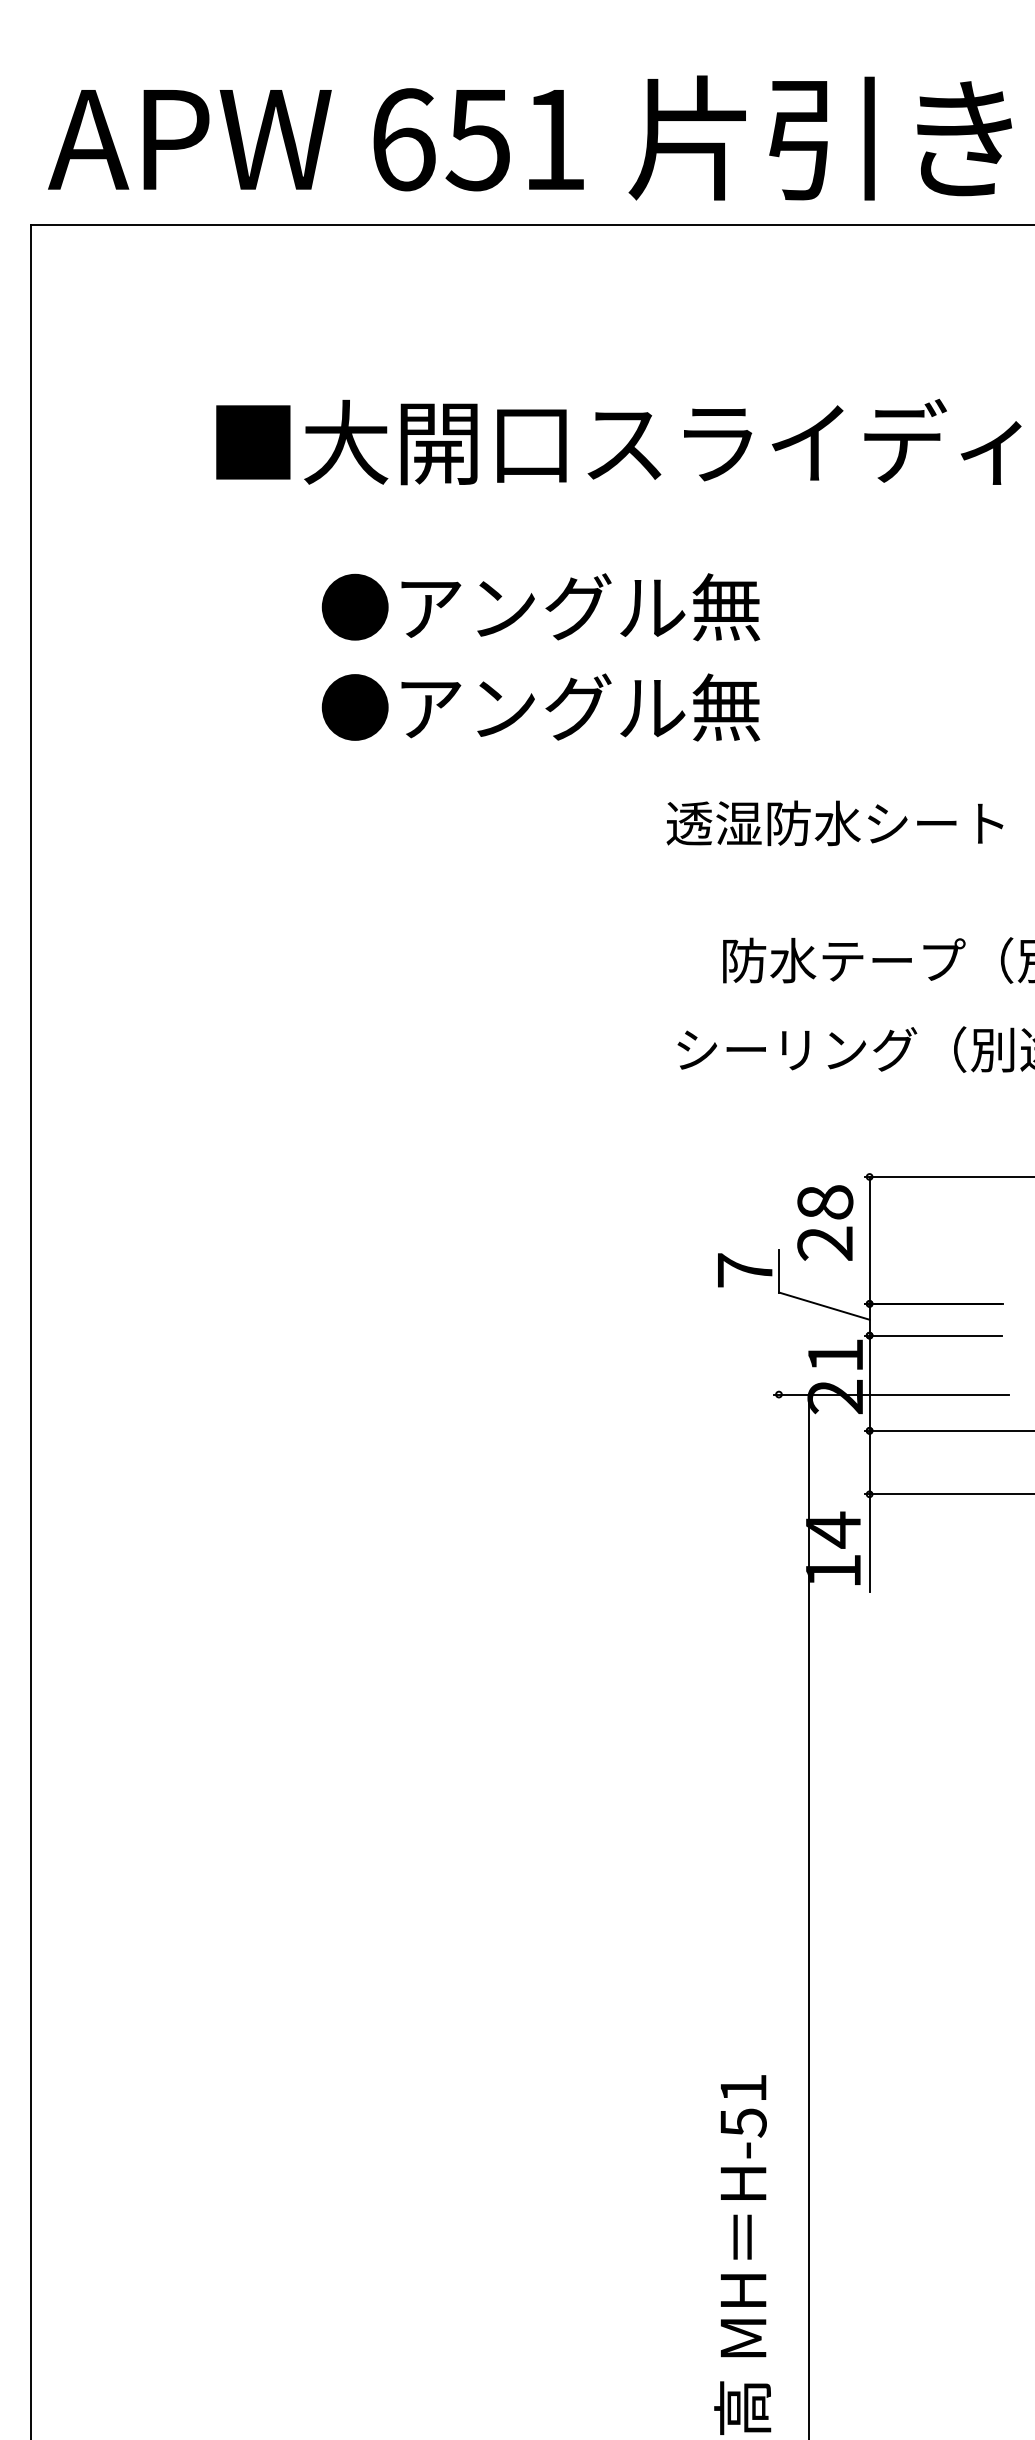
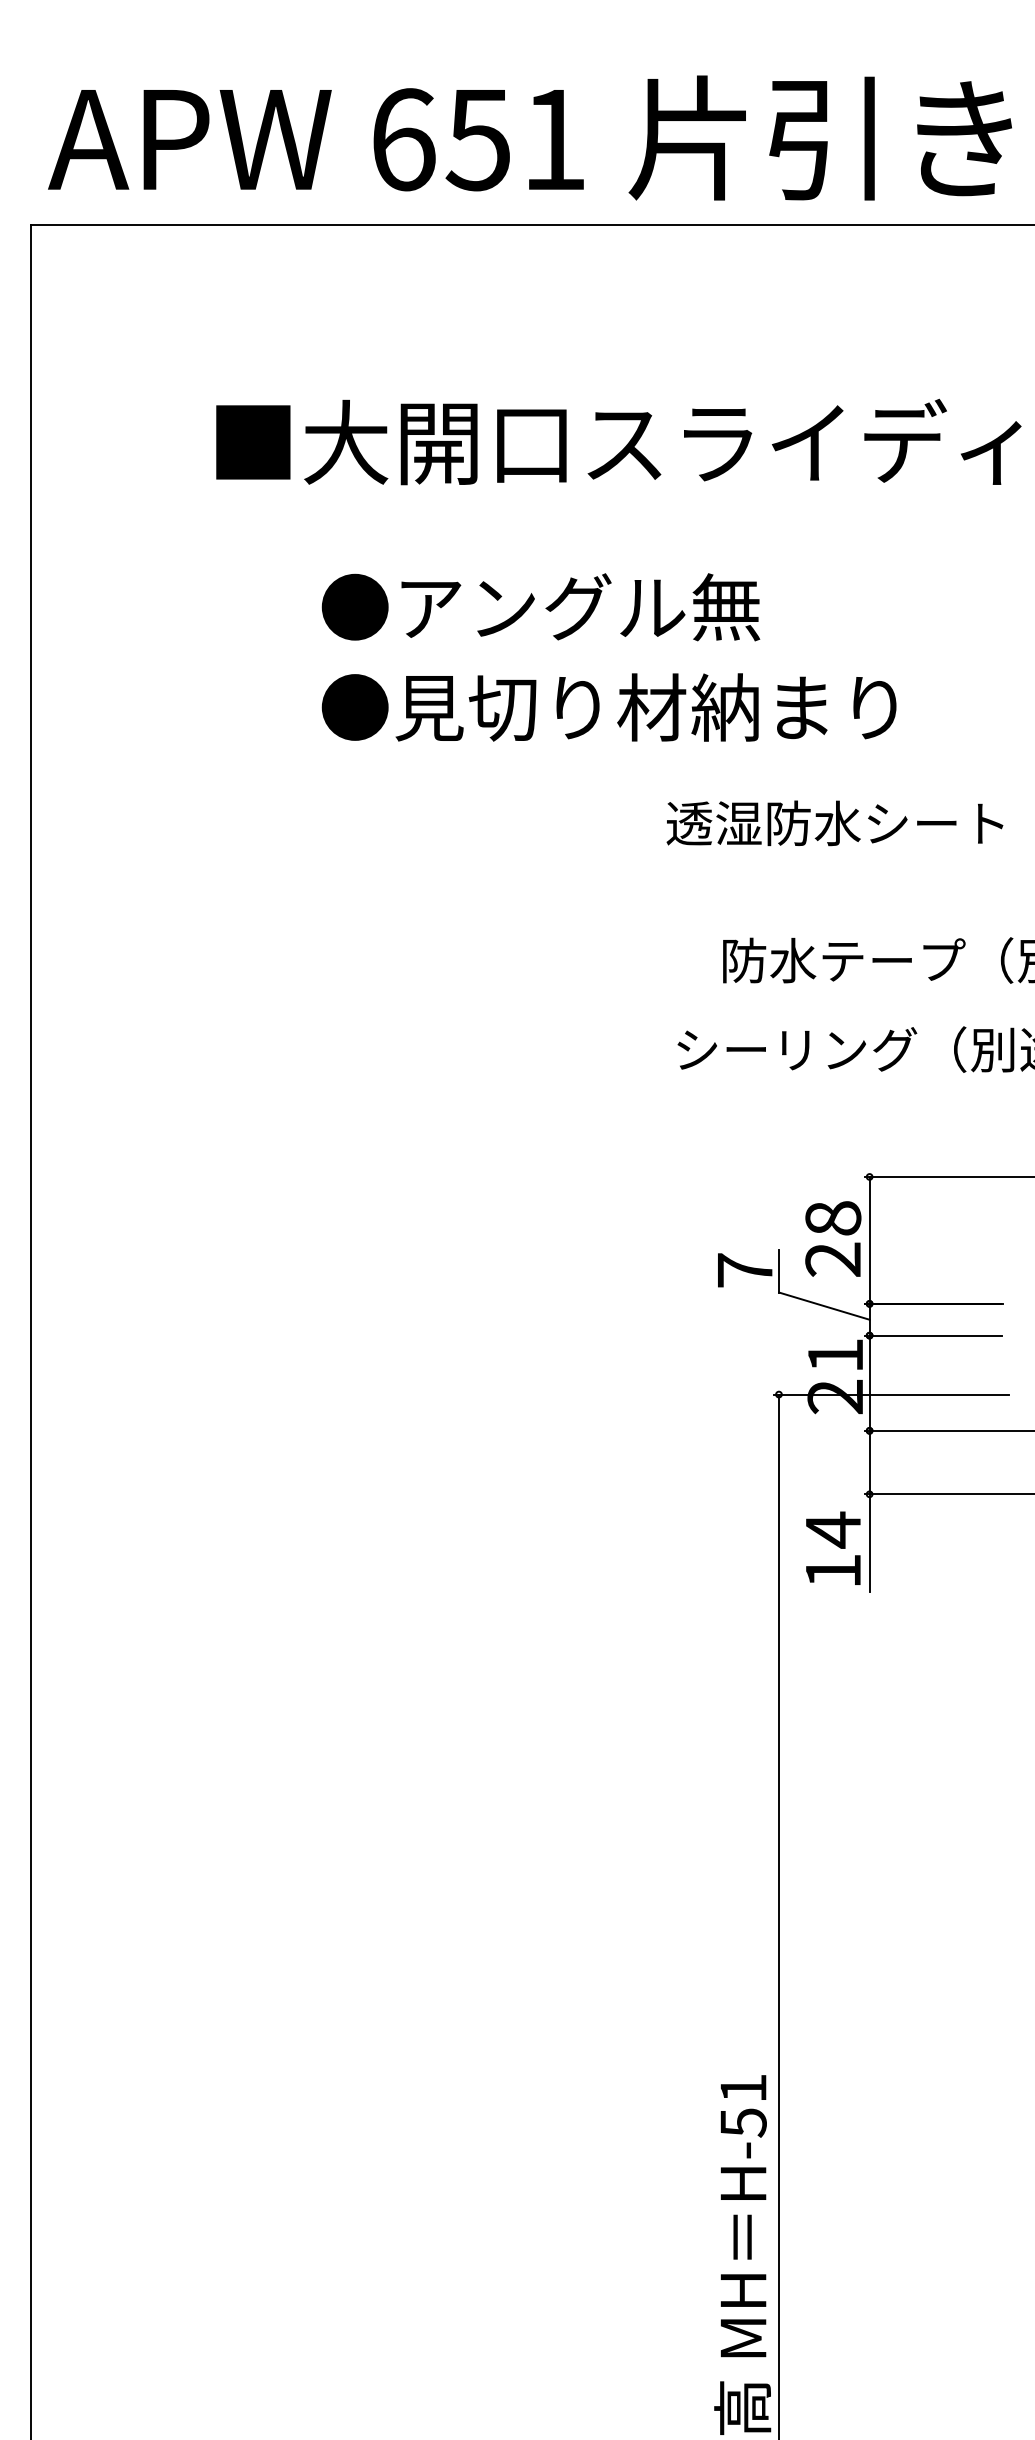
text: ●アングル無 -> ●見切り材納まり (645, 707)
text position: (825, 1222) -> (833, 1238) (833, 1238)
line position: (808, 1915) -> (778, 1915) (778, 1915)
